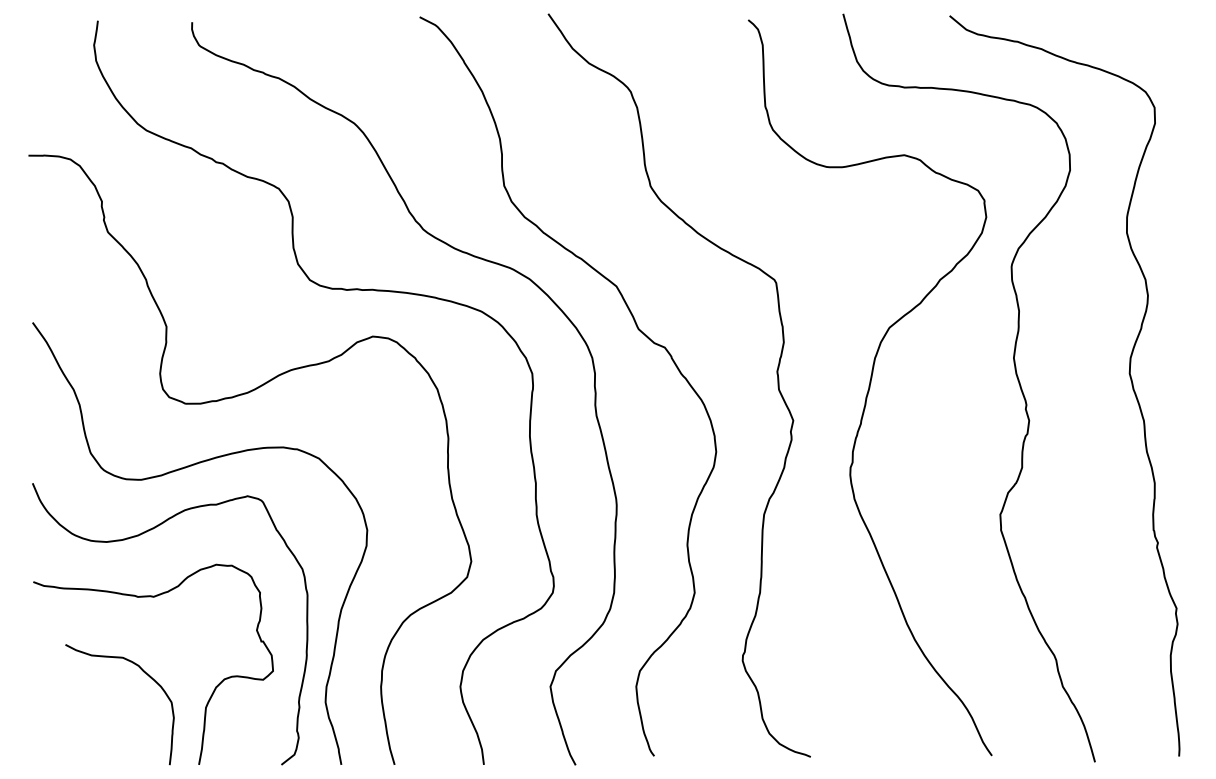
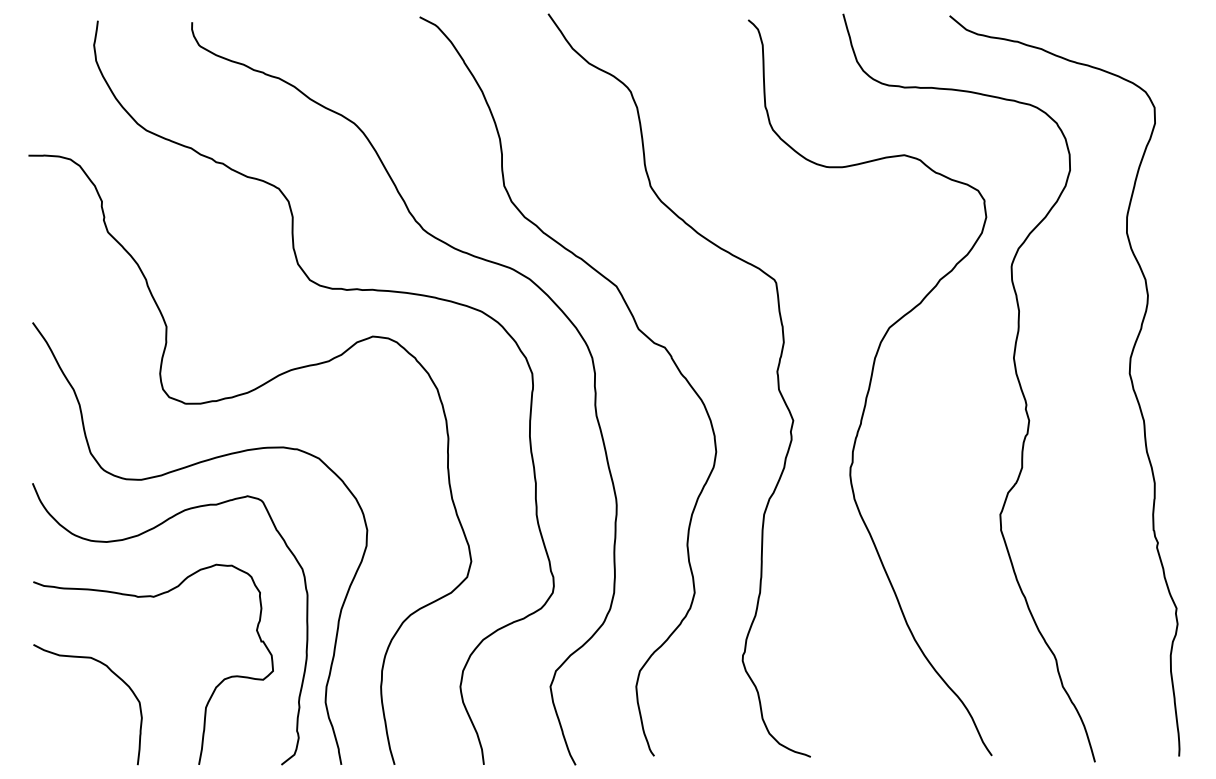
curve position: (144, 673) -> (112, 673) (112, 673)
